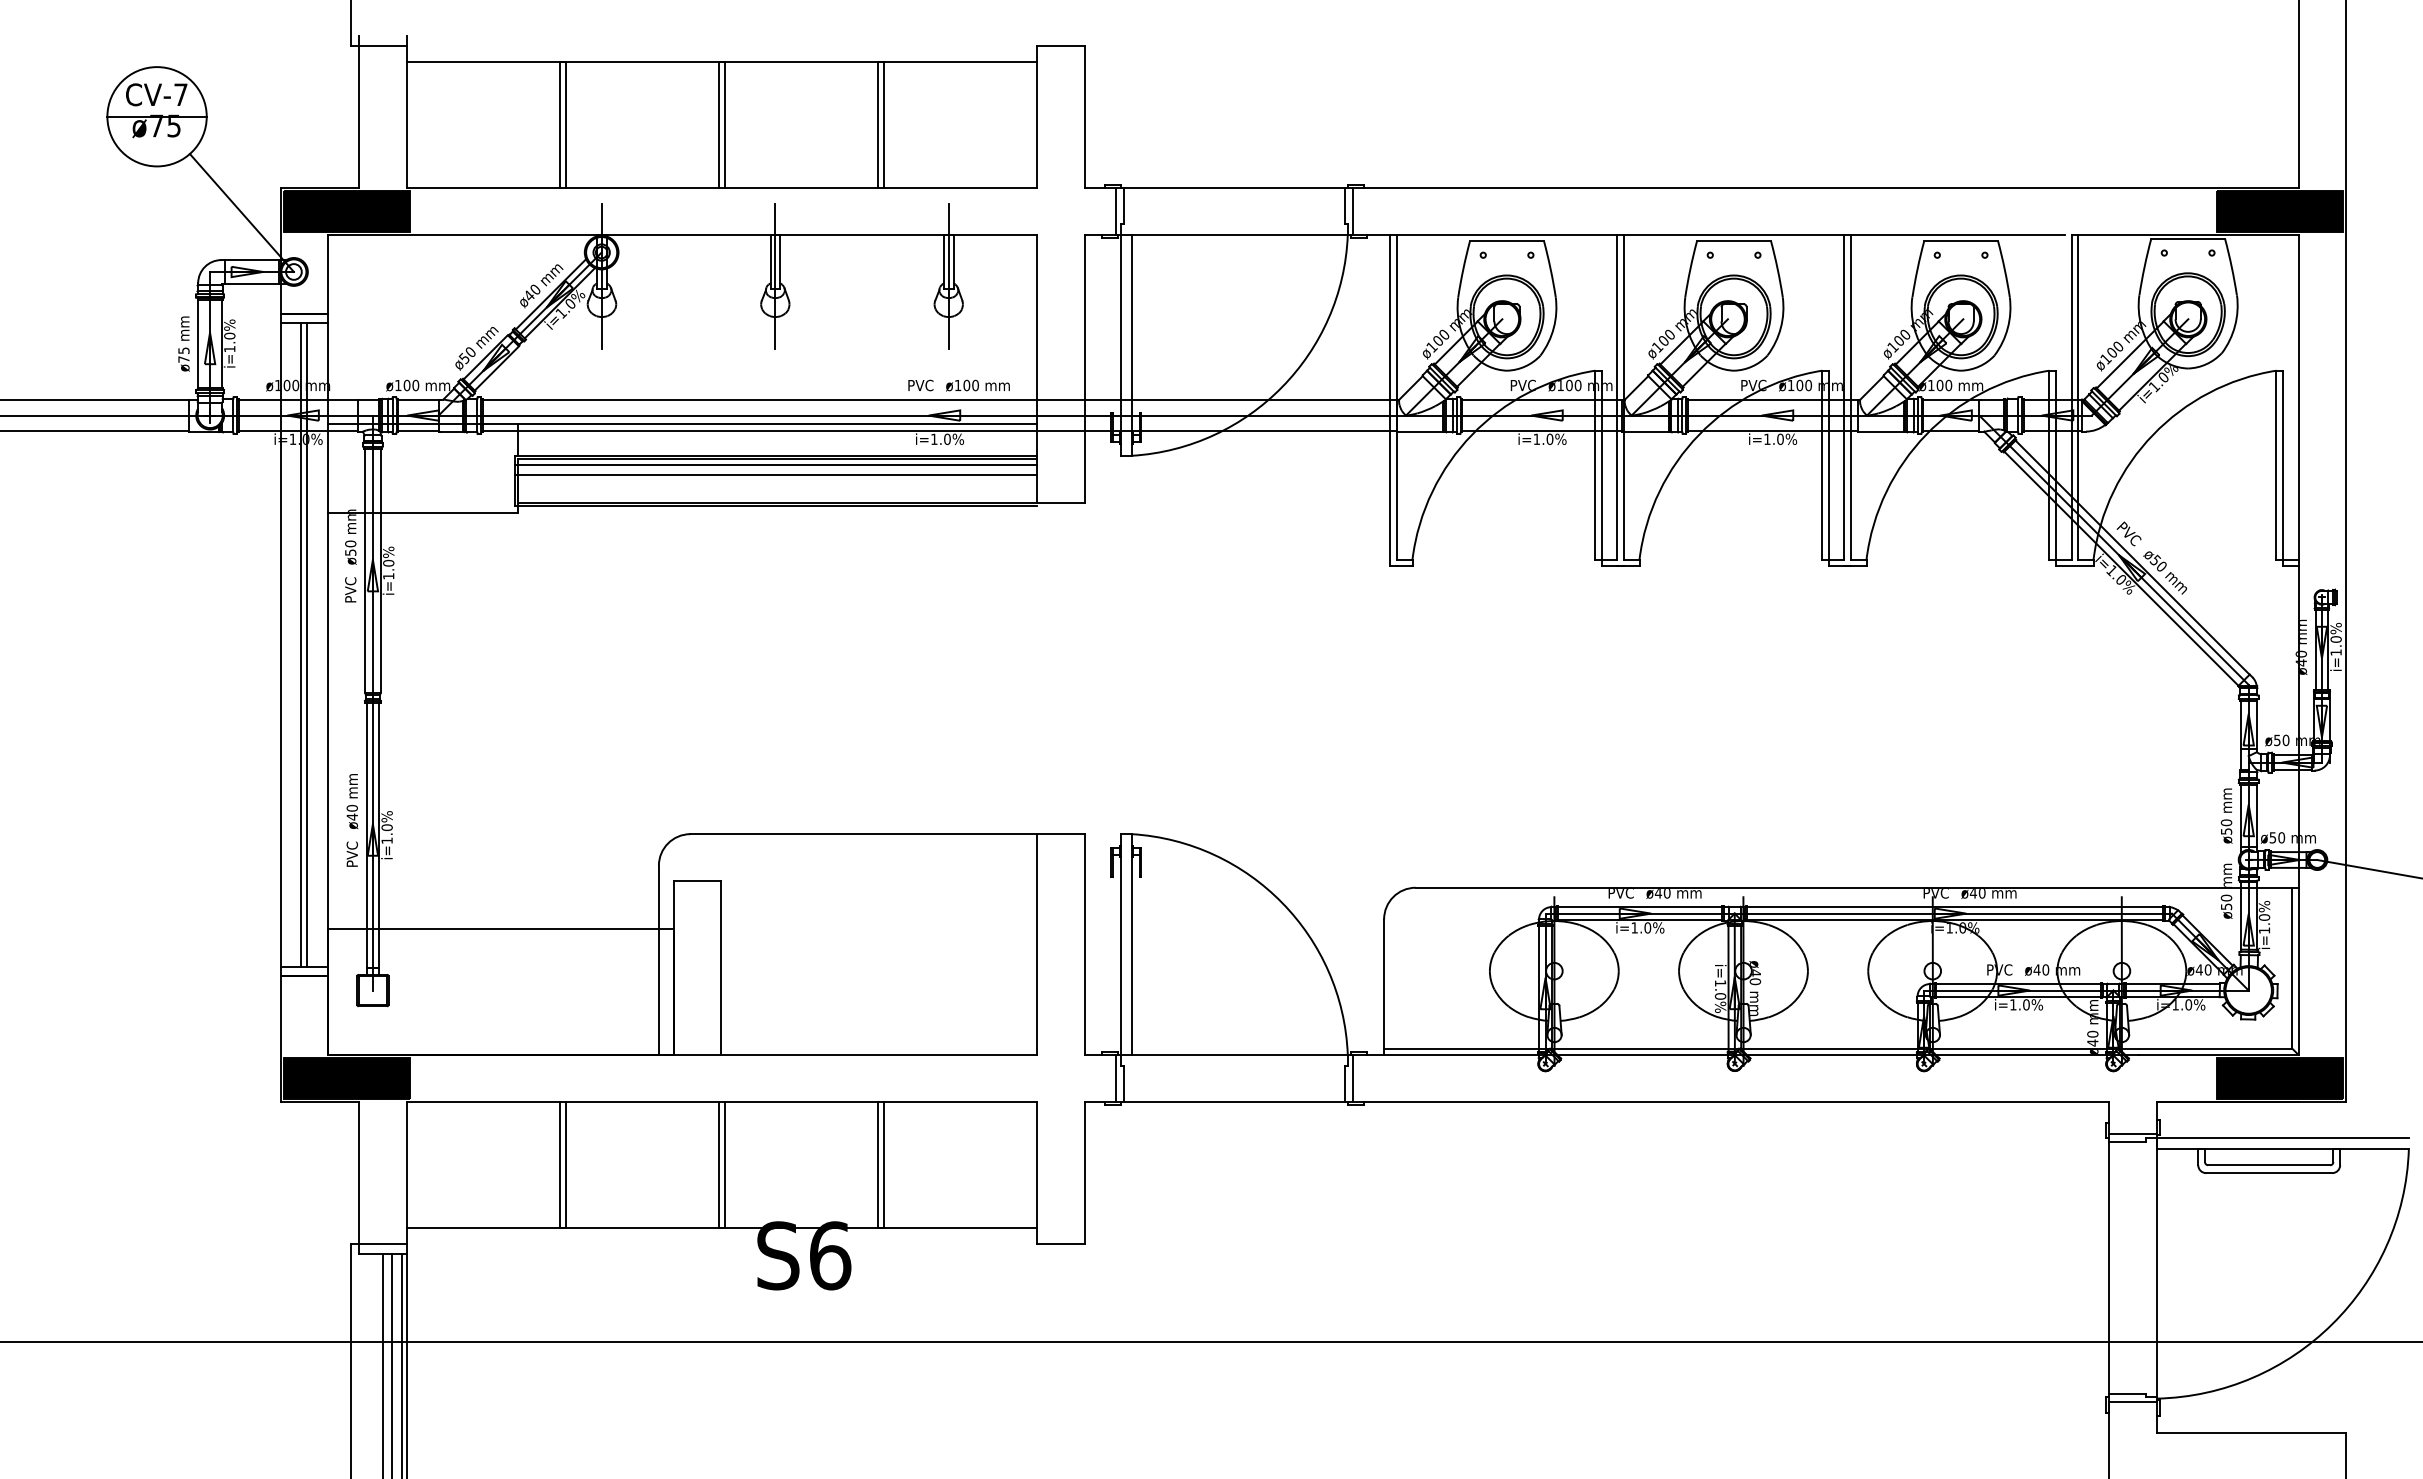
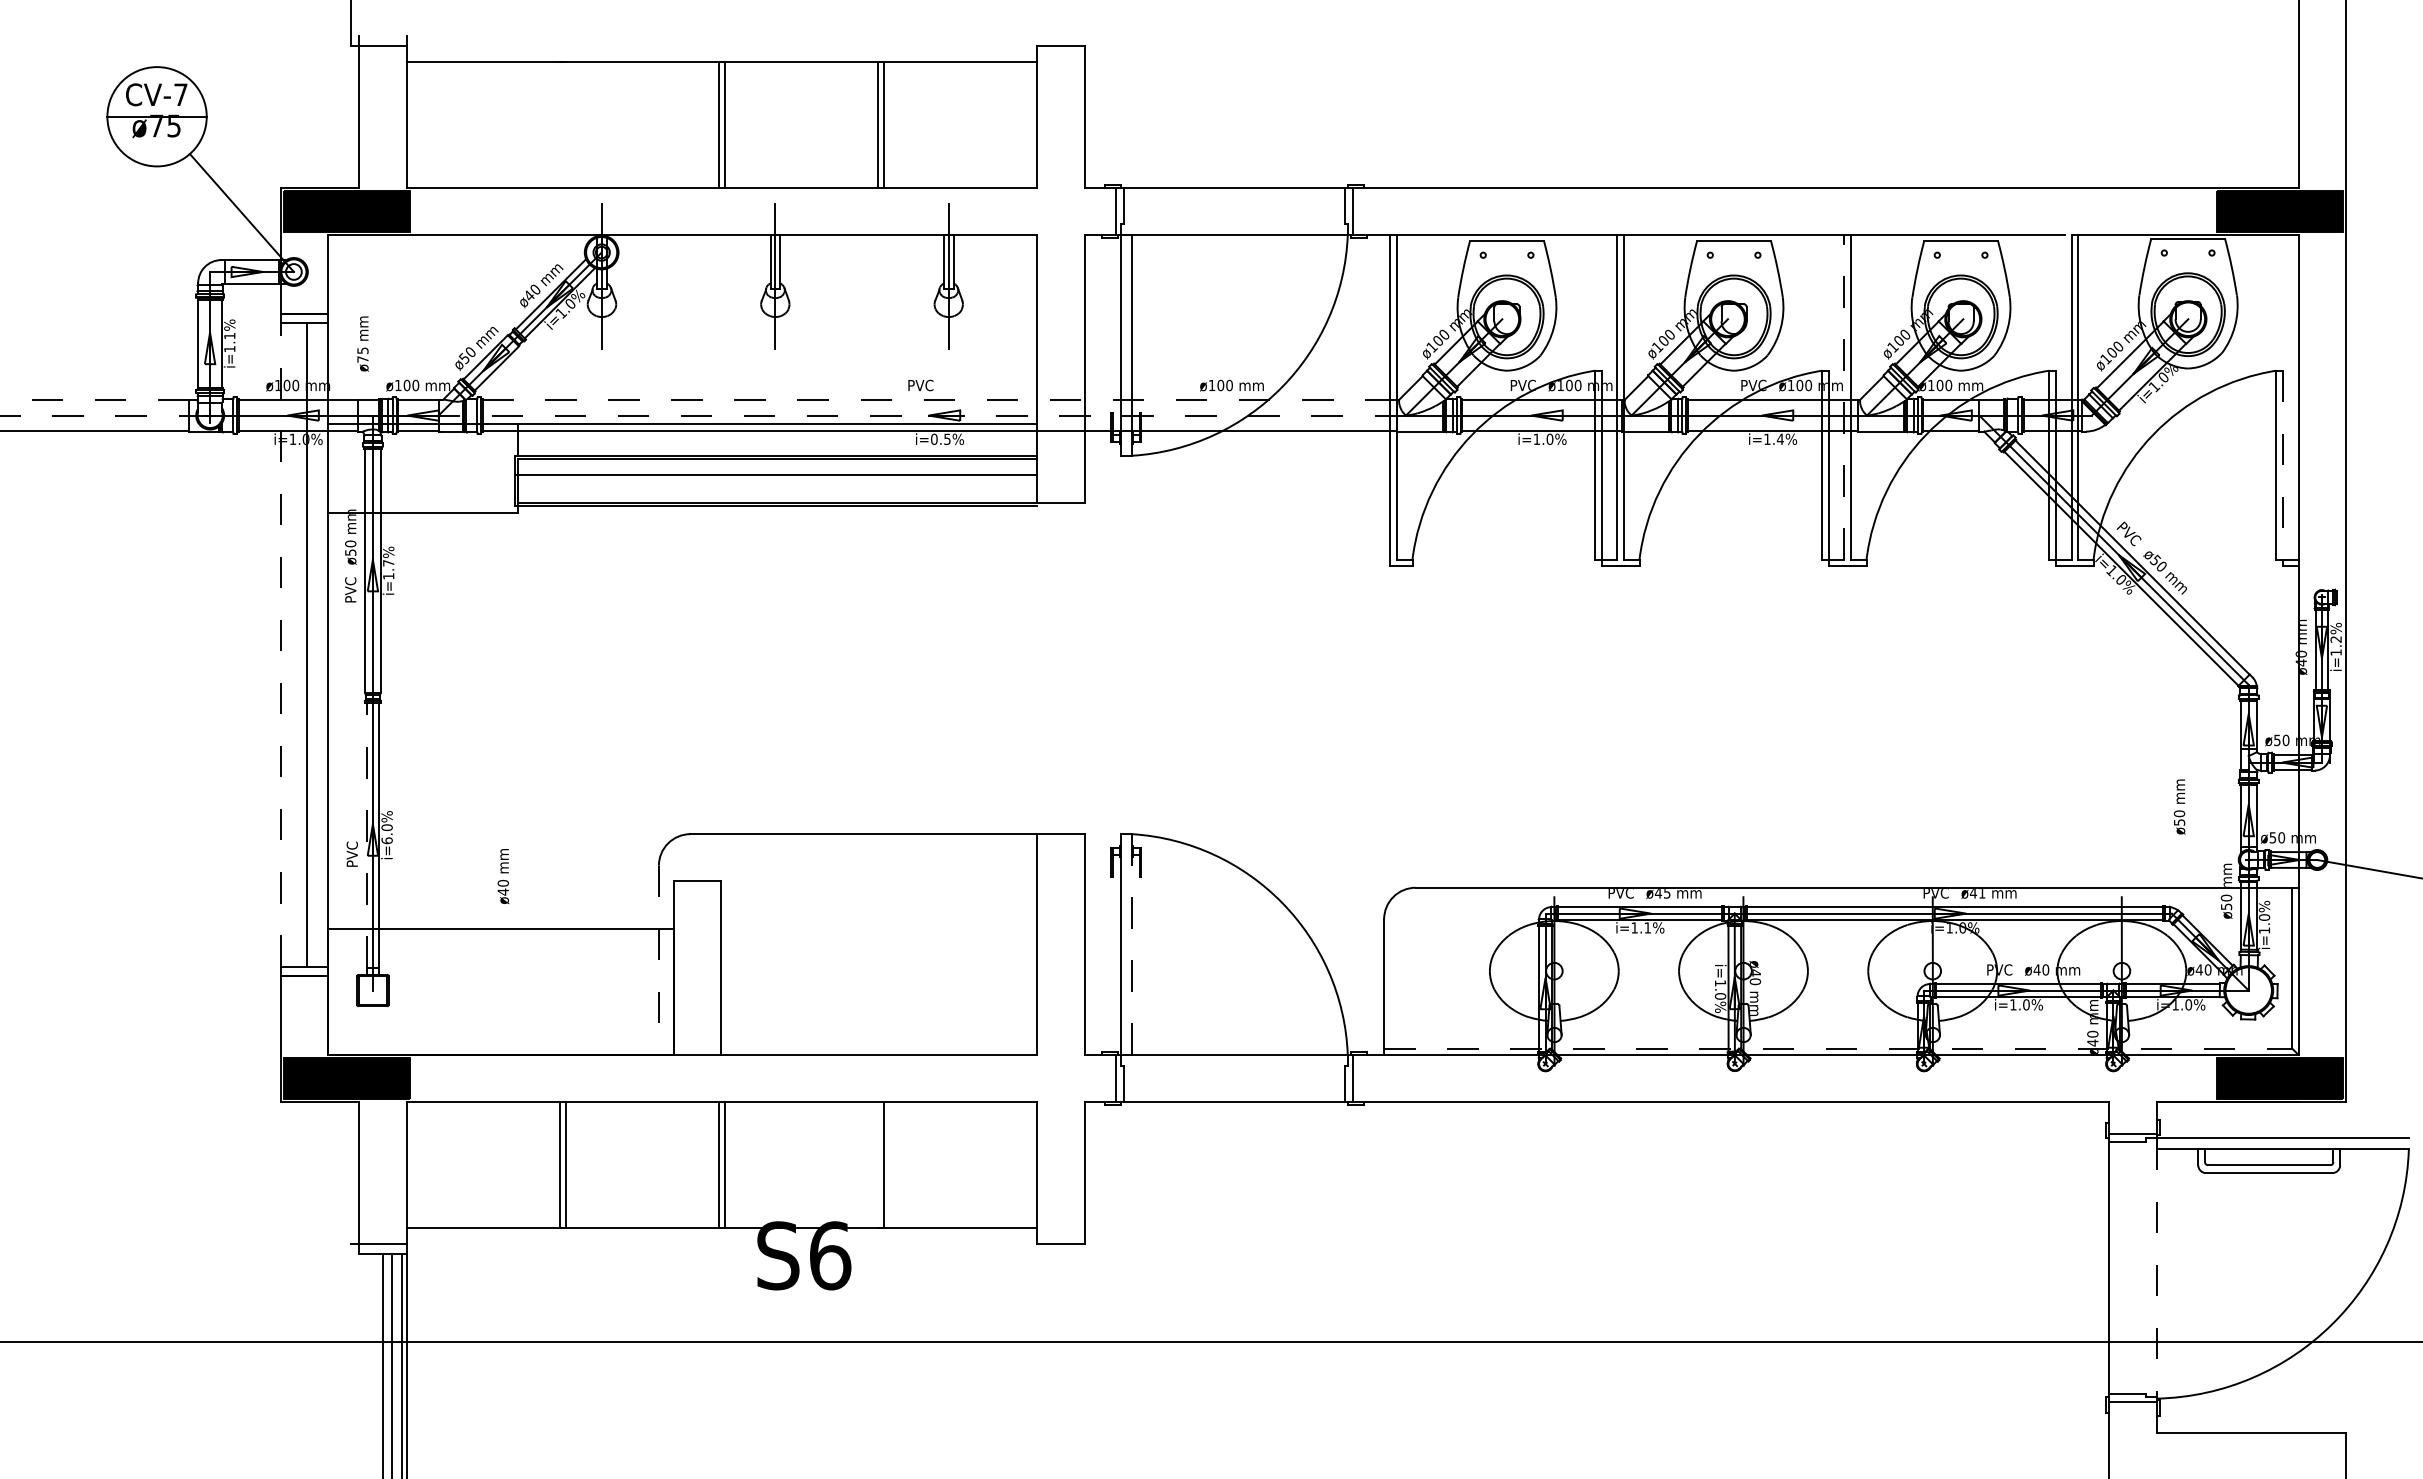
line: present -> none (559, 124)
line: present -> none (565, 124)
text: i=1.0% -> i=1.1% (229, 335)
text position: (183, 343) -> (362, 343) (362, 343)
text position: (977, 385) -> (1231, 385) (1231, 385)
line: solid -> dashed (1844, 396)
line: solid -> dashed (94, 399)
line: solid -> dashed (939, 399)
line: solid -> dashed (105, 415)
line: solid -> dashed (922, 415)
text: i=1.0% -> i=0.5% (940, 439)
text: i=1.0% -> i=1.4% (1780, 439)
line: present -> none (775, 465)
line: solid -> dashed (2282, 465)
text: i=1.0% -> i=1.7% (388, 562)
text: i=1.0% -> i=1.2% (2335, 639)
line: solid -> dashed (280, 644)
line: present -> none (301, 644)
text position: (352, 801) -> (503, 876) (503, 876)
text position: (2226, 815) -> (2179, 806) (2179, 806)
line: solid -> dashed (366, 834)
text: i=1.0% -> i=6.0% (386, 840)
text: ø40 -> ø45 (1666, 893)
text: ø40 -> ø41 (1981, 893)
text: i=1.0% -> i=1.1% (1647, 927)
line: solid -> dashed (1131, 945)
line: solid -> dashed (658, 960)
line: solid -> dashed (1838, 1048)
line: present -> none (878, 1165)
line: solid -> dashed (2156, 1268)
line: present -> none (351, 1359)
